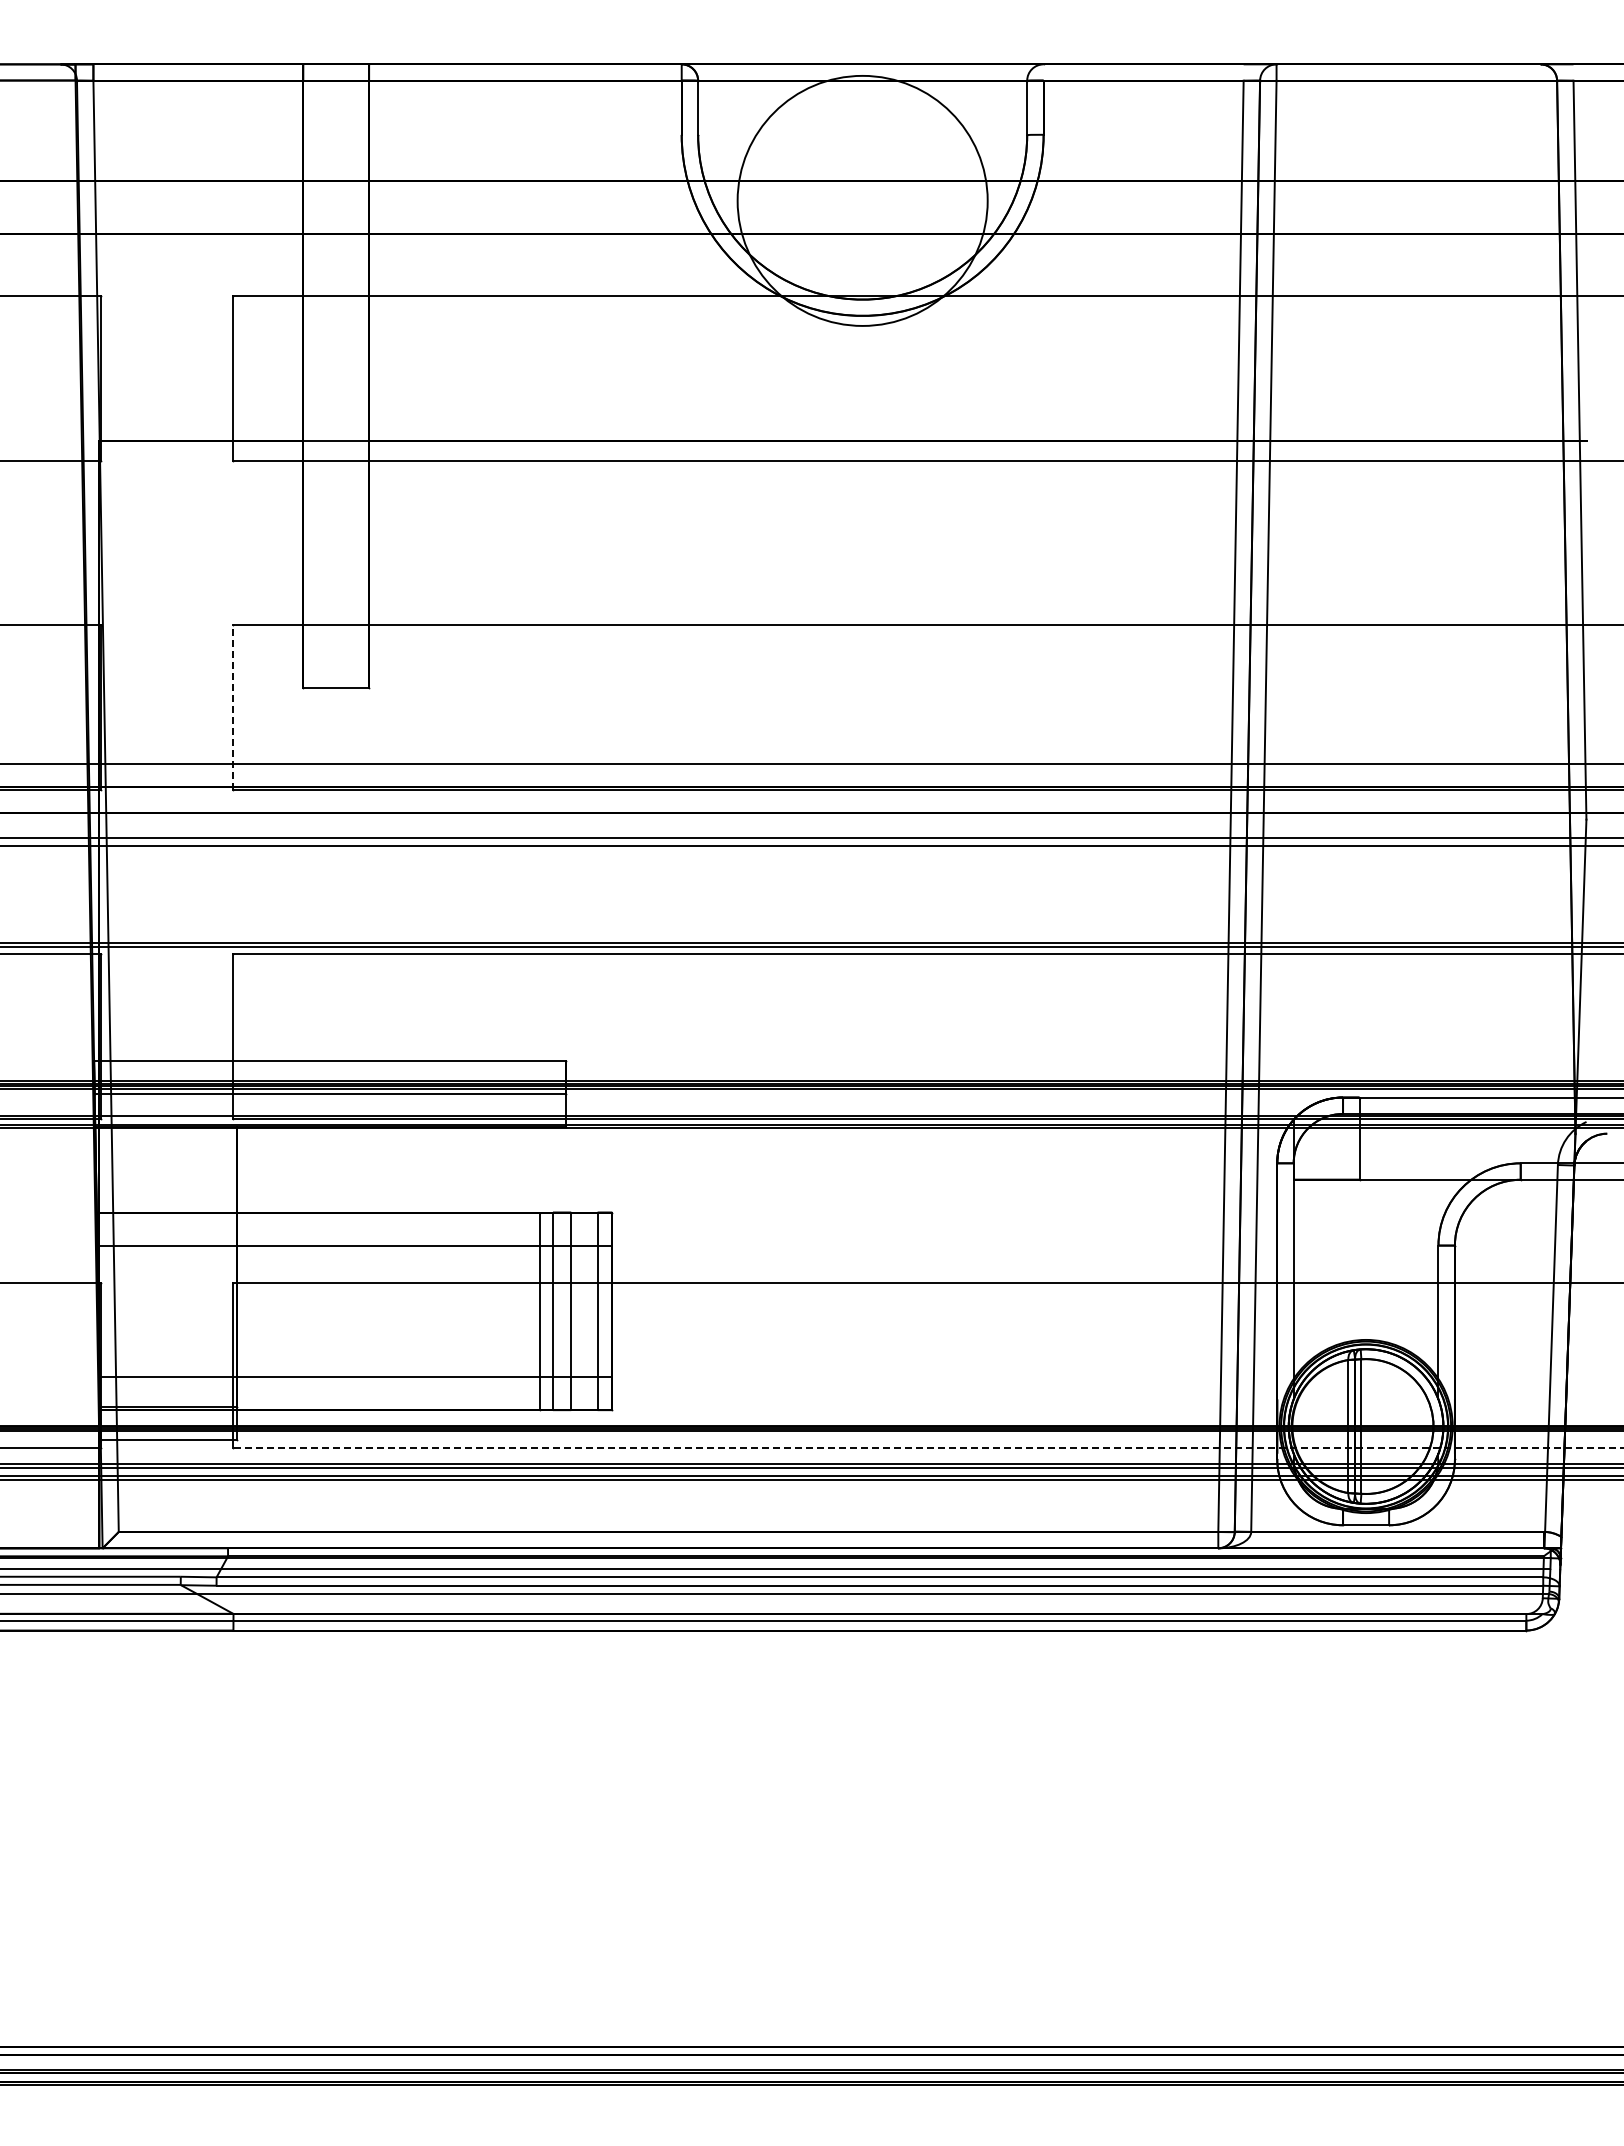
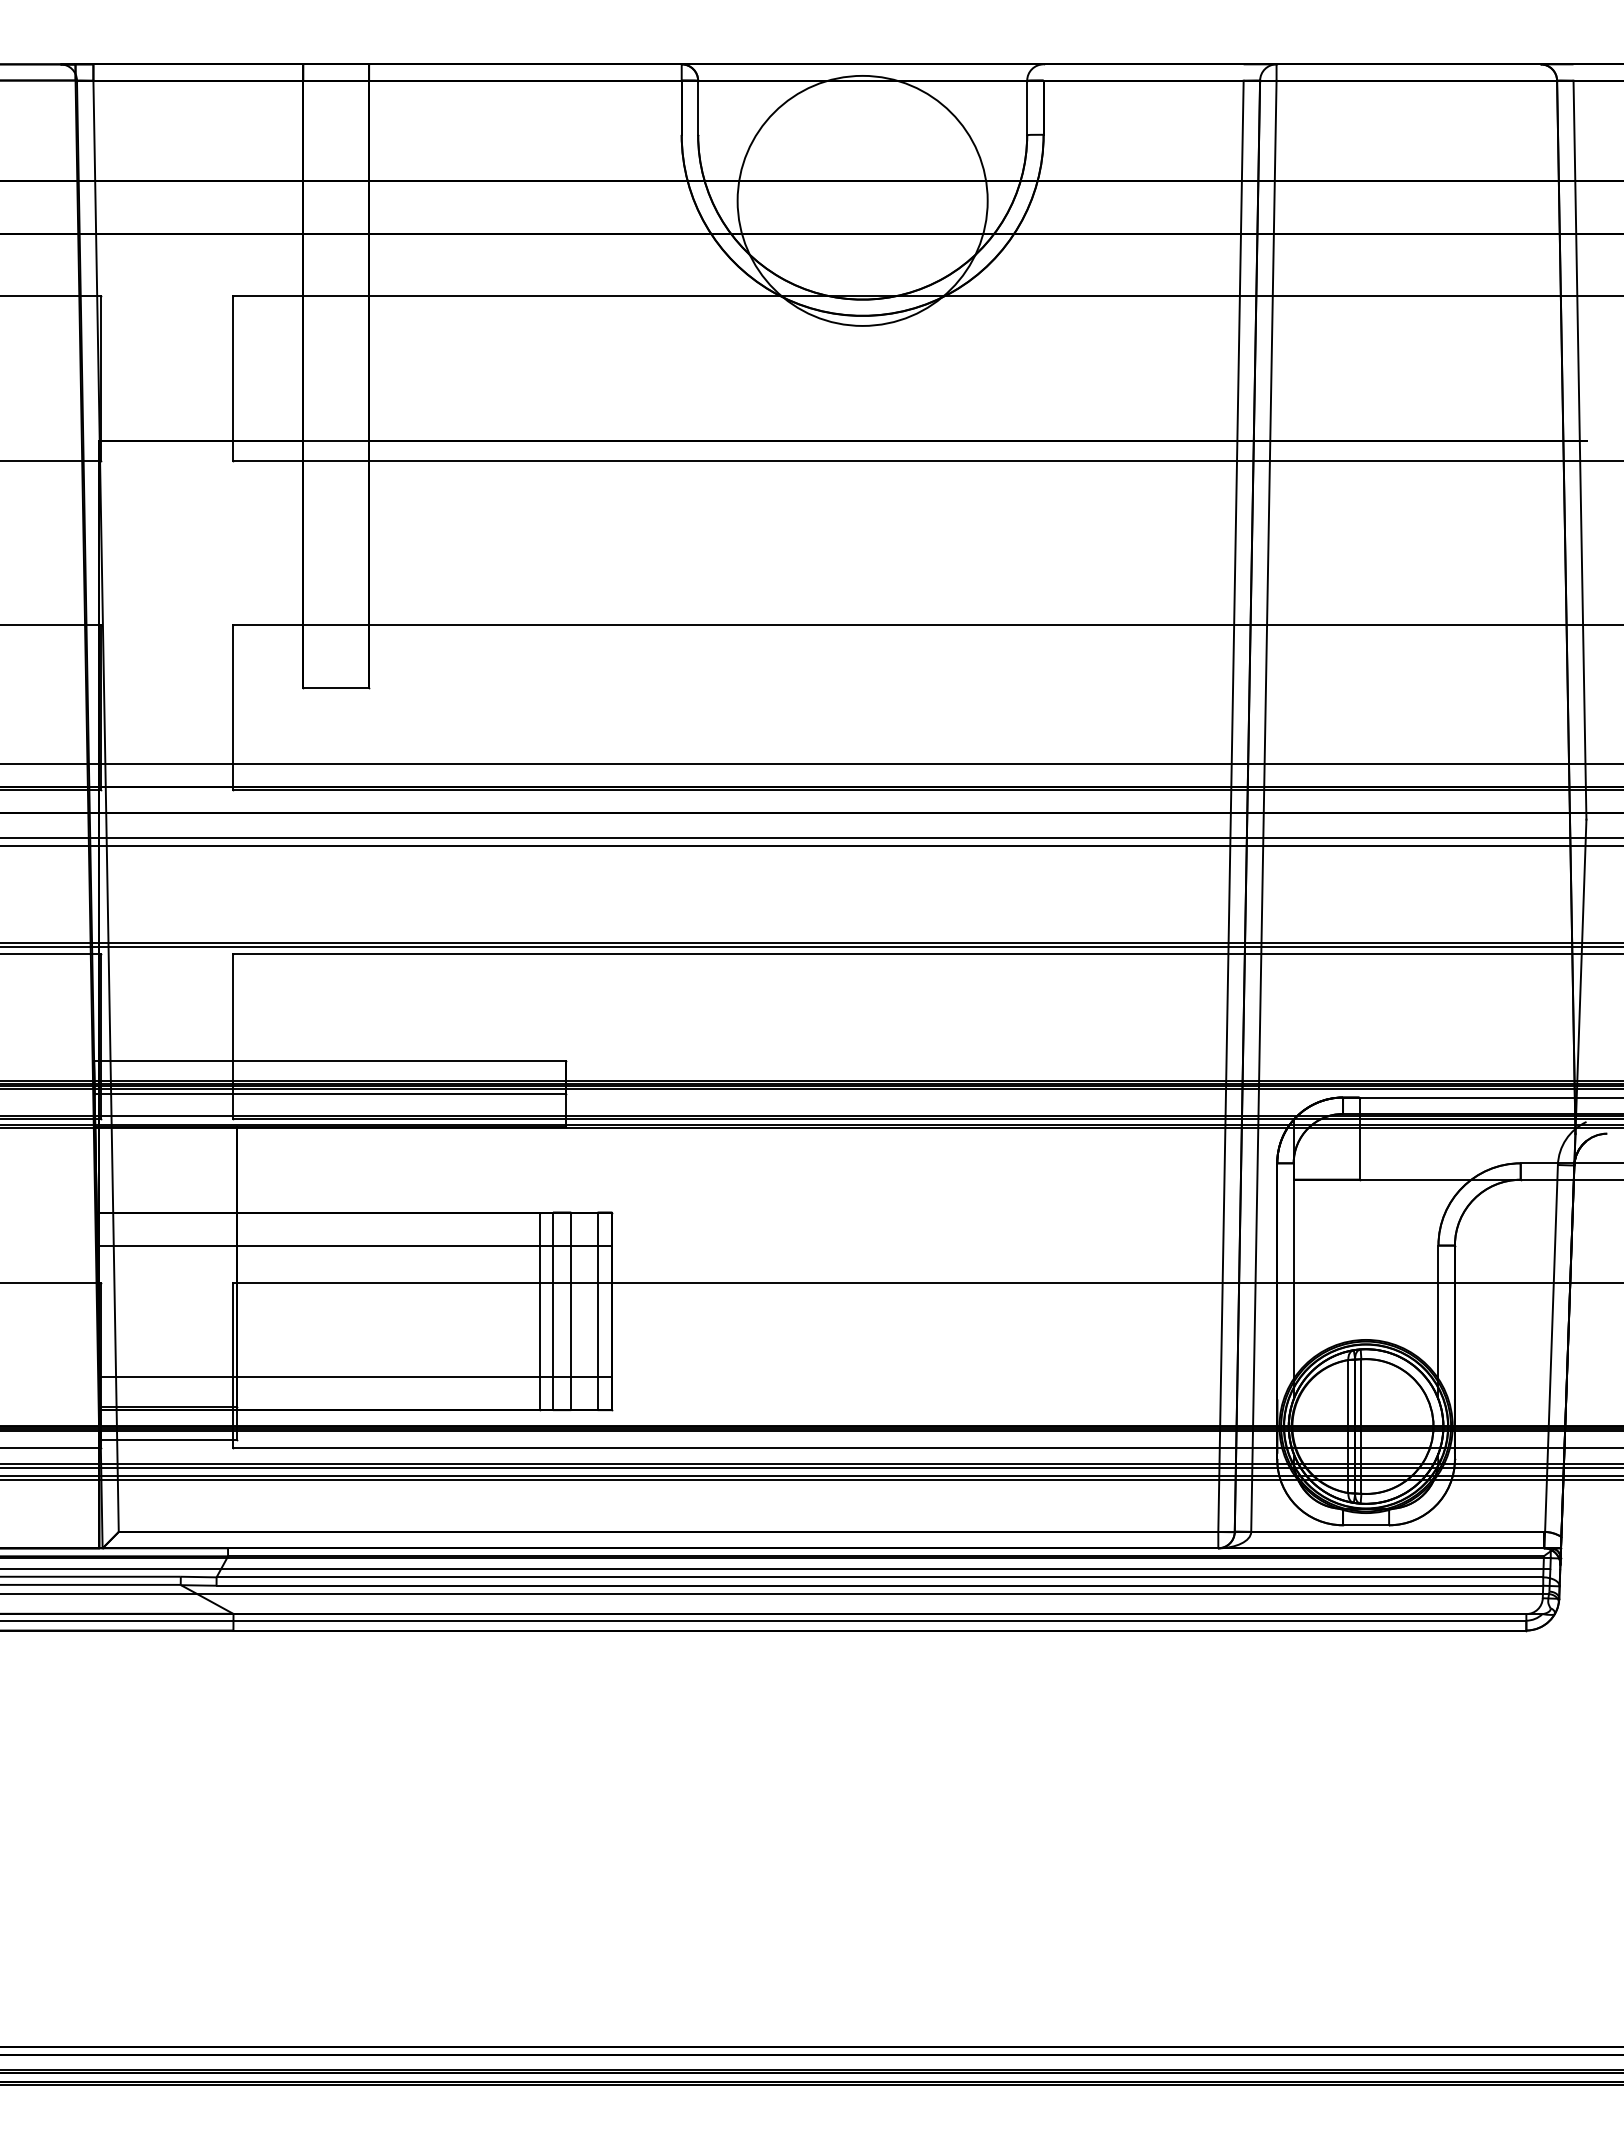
line: dashed -> solid (232, 707)
line: dashed -> solid (927, 1447)
